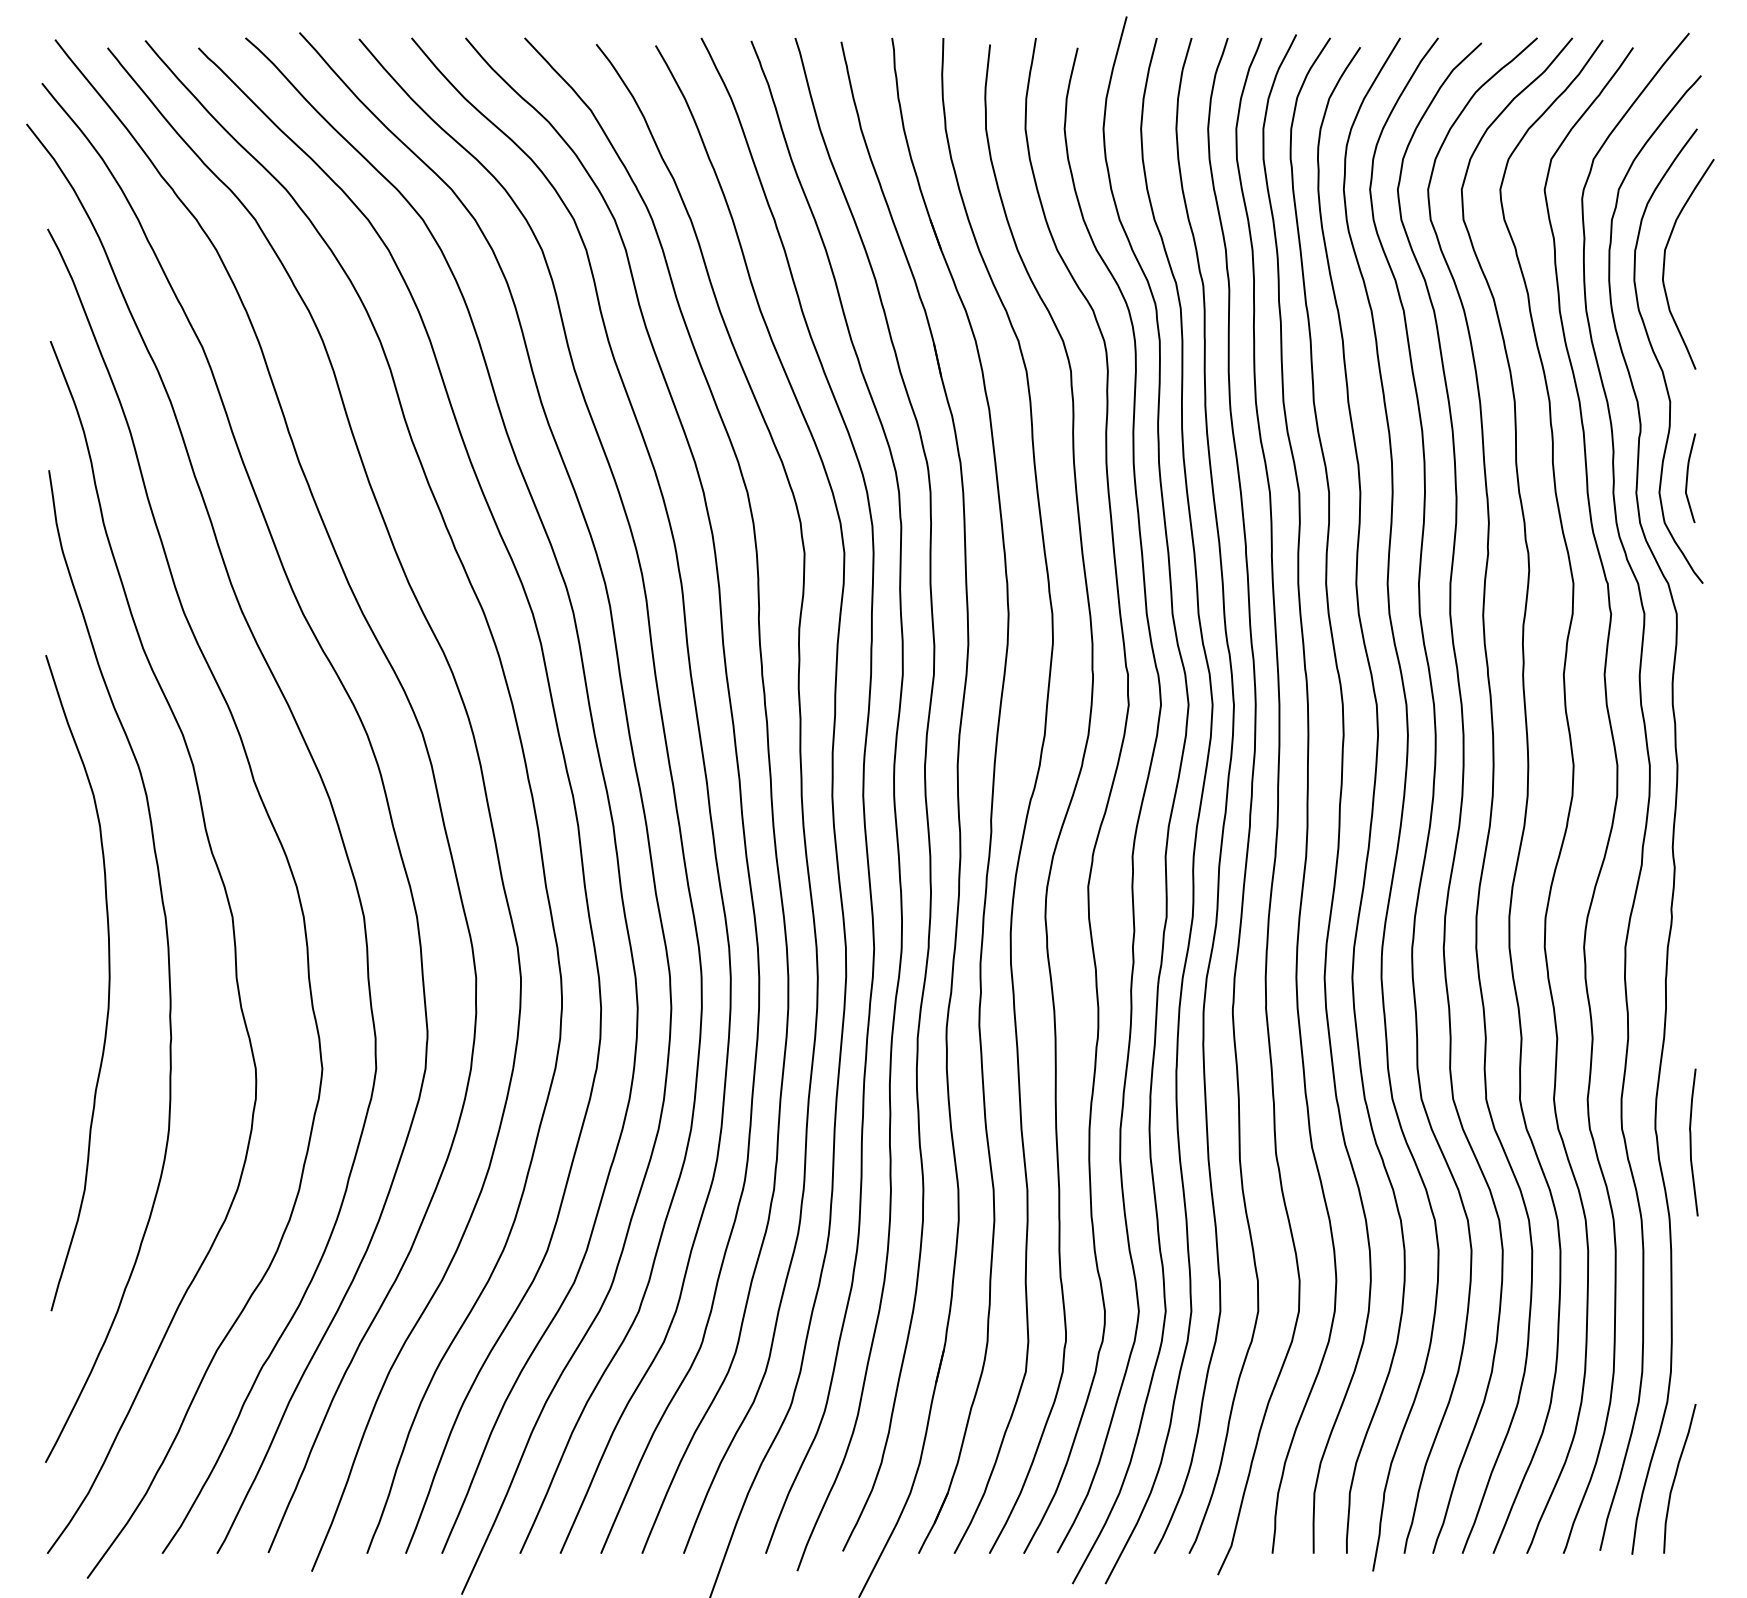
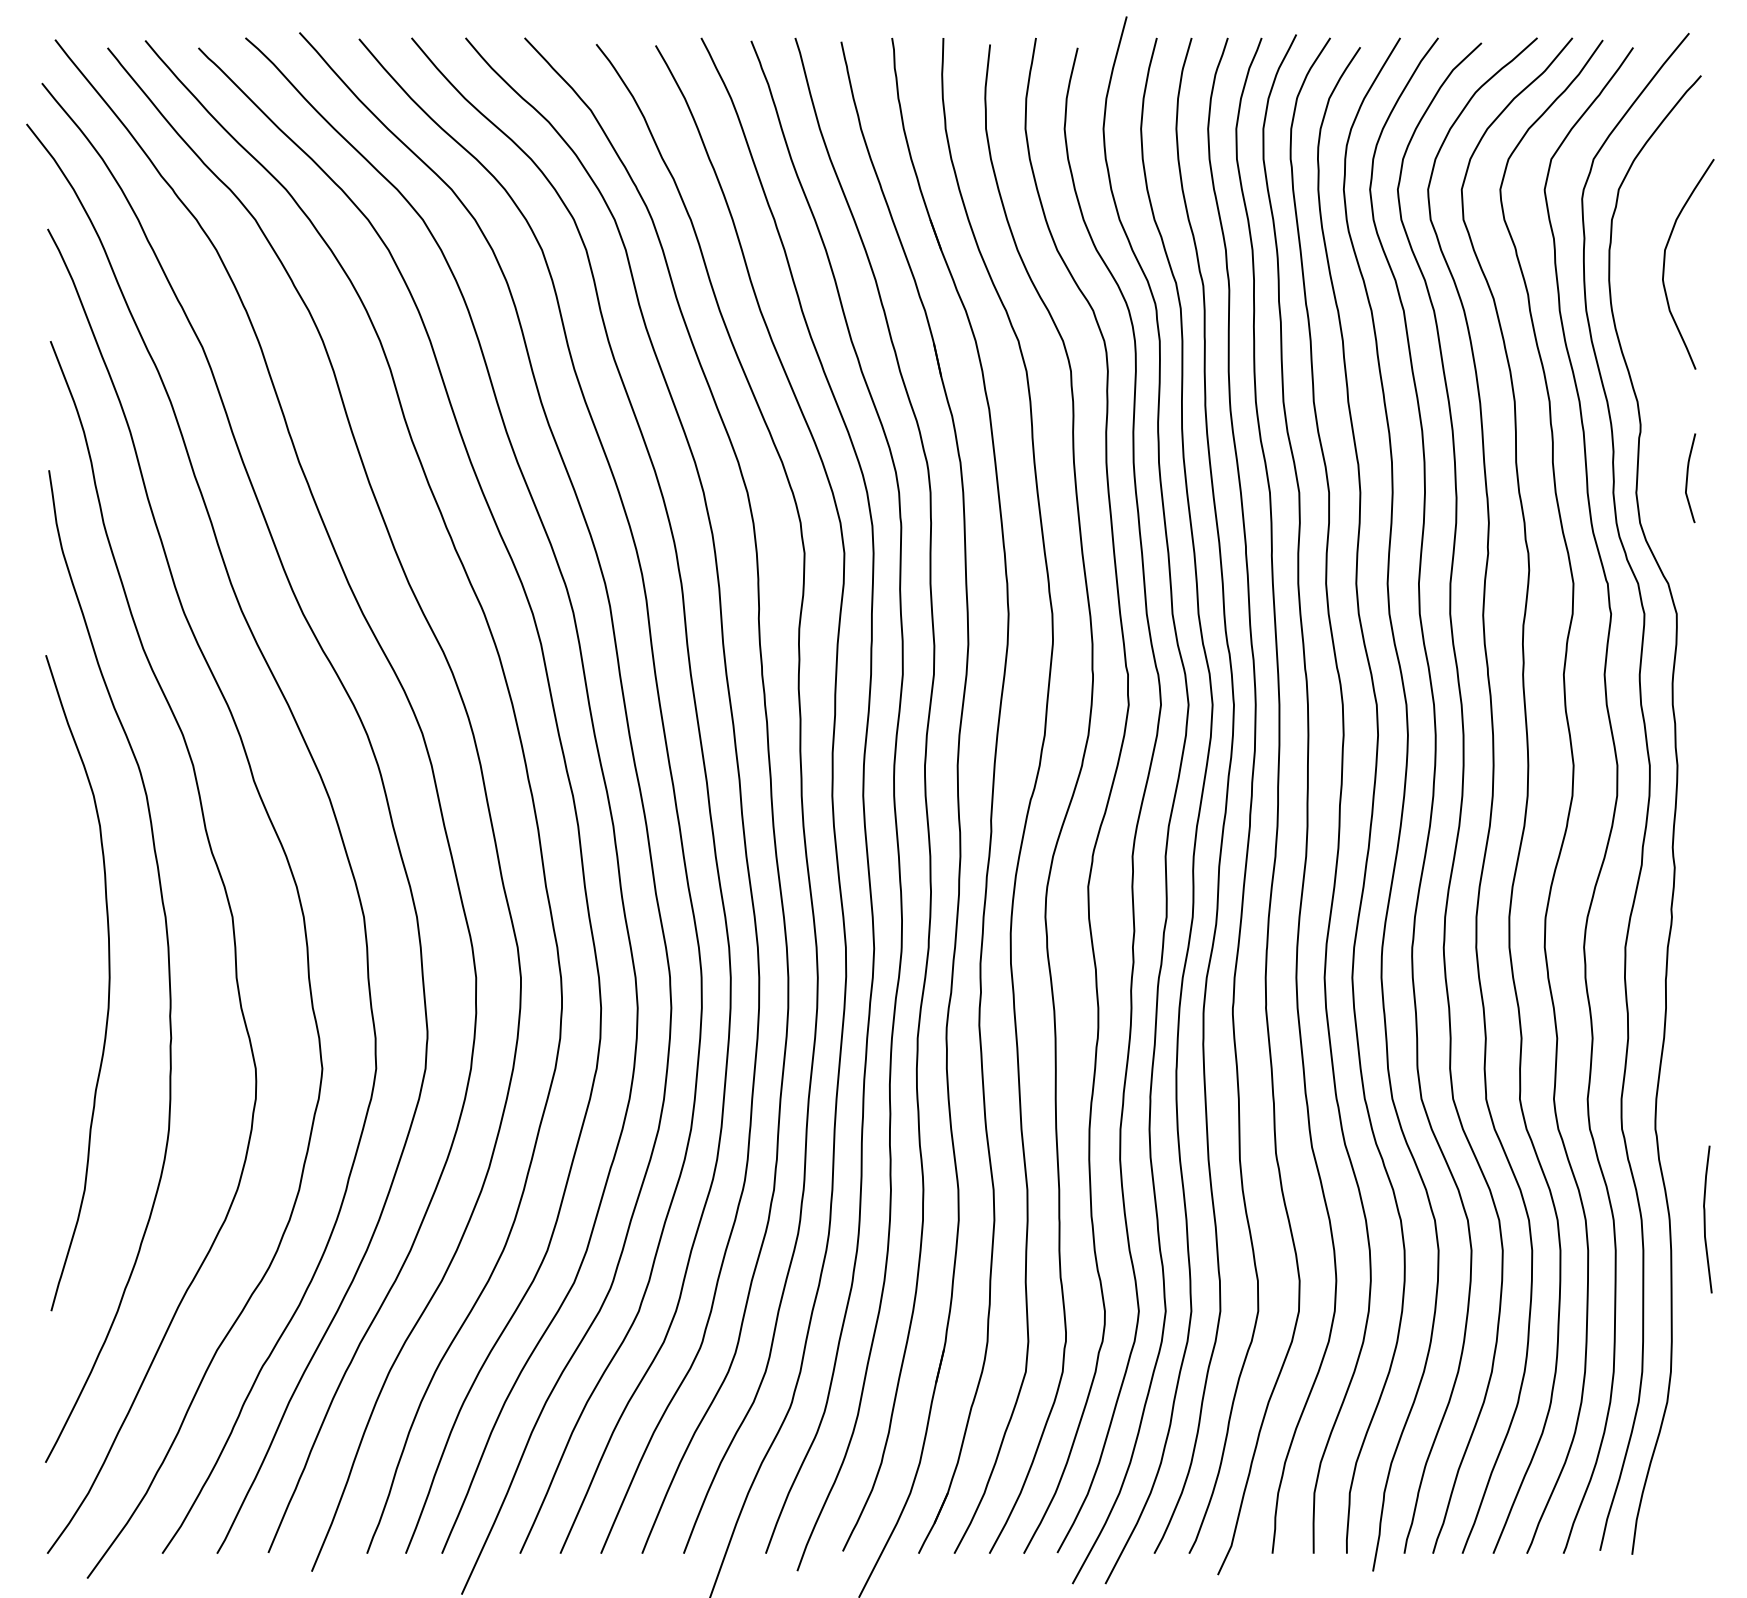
curve: present -> none (1658, 359)
curve position: (1691, 1142) -> (1705, 1219) (1705, 1219)
curve: present -> none (1676, 1476)
